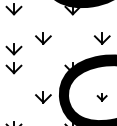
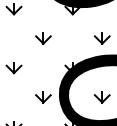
part: present -> none (13, 49)
part size: 12x9 px -> 18x13 px (101, 97)
